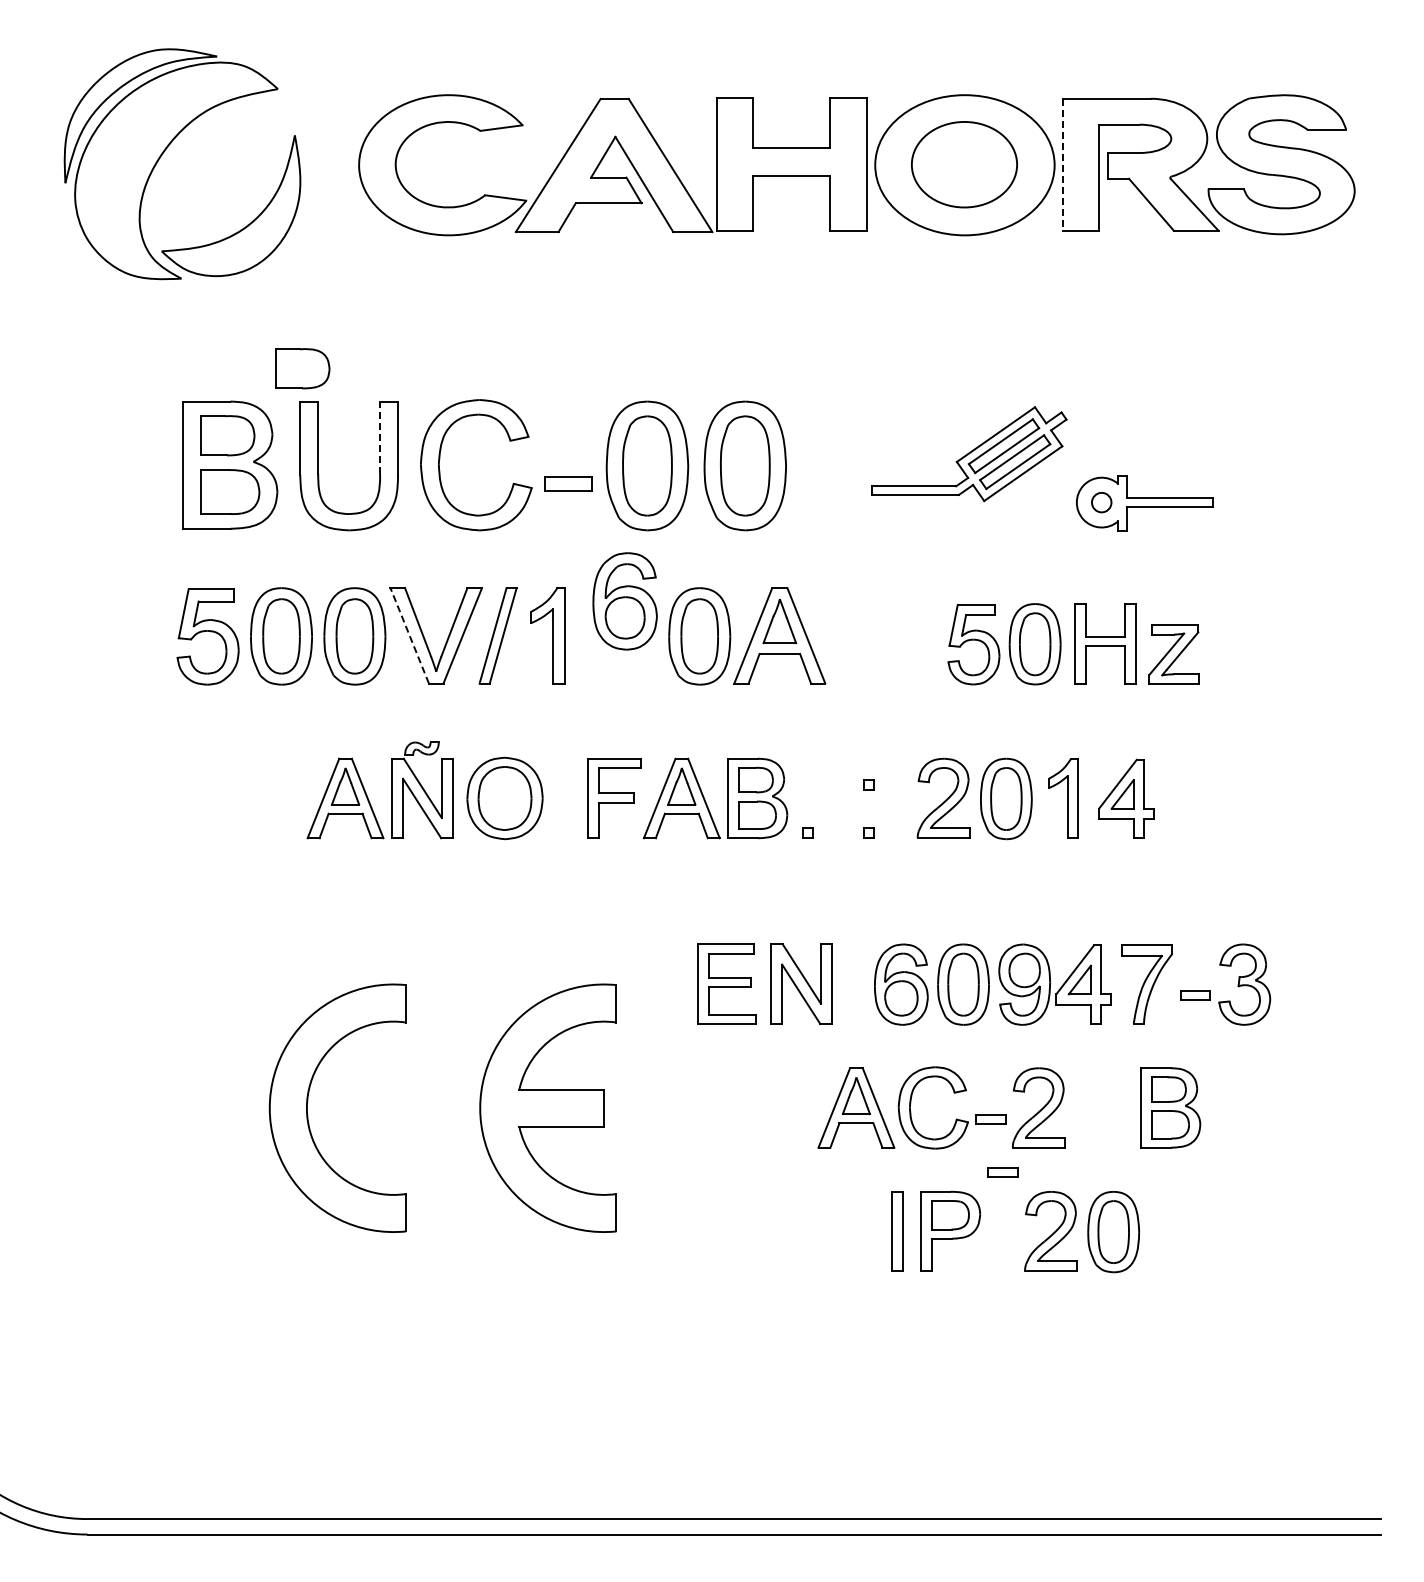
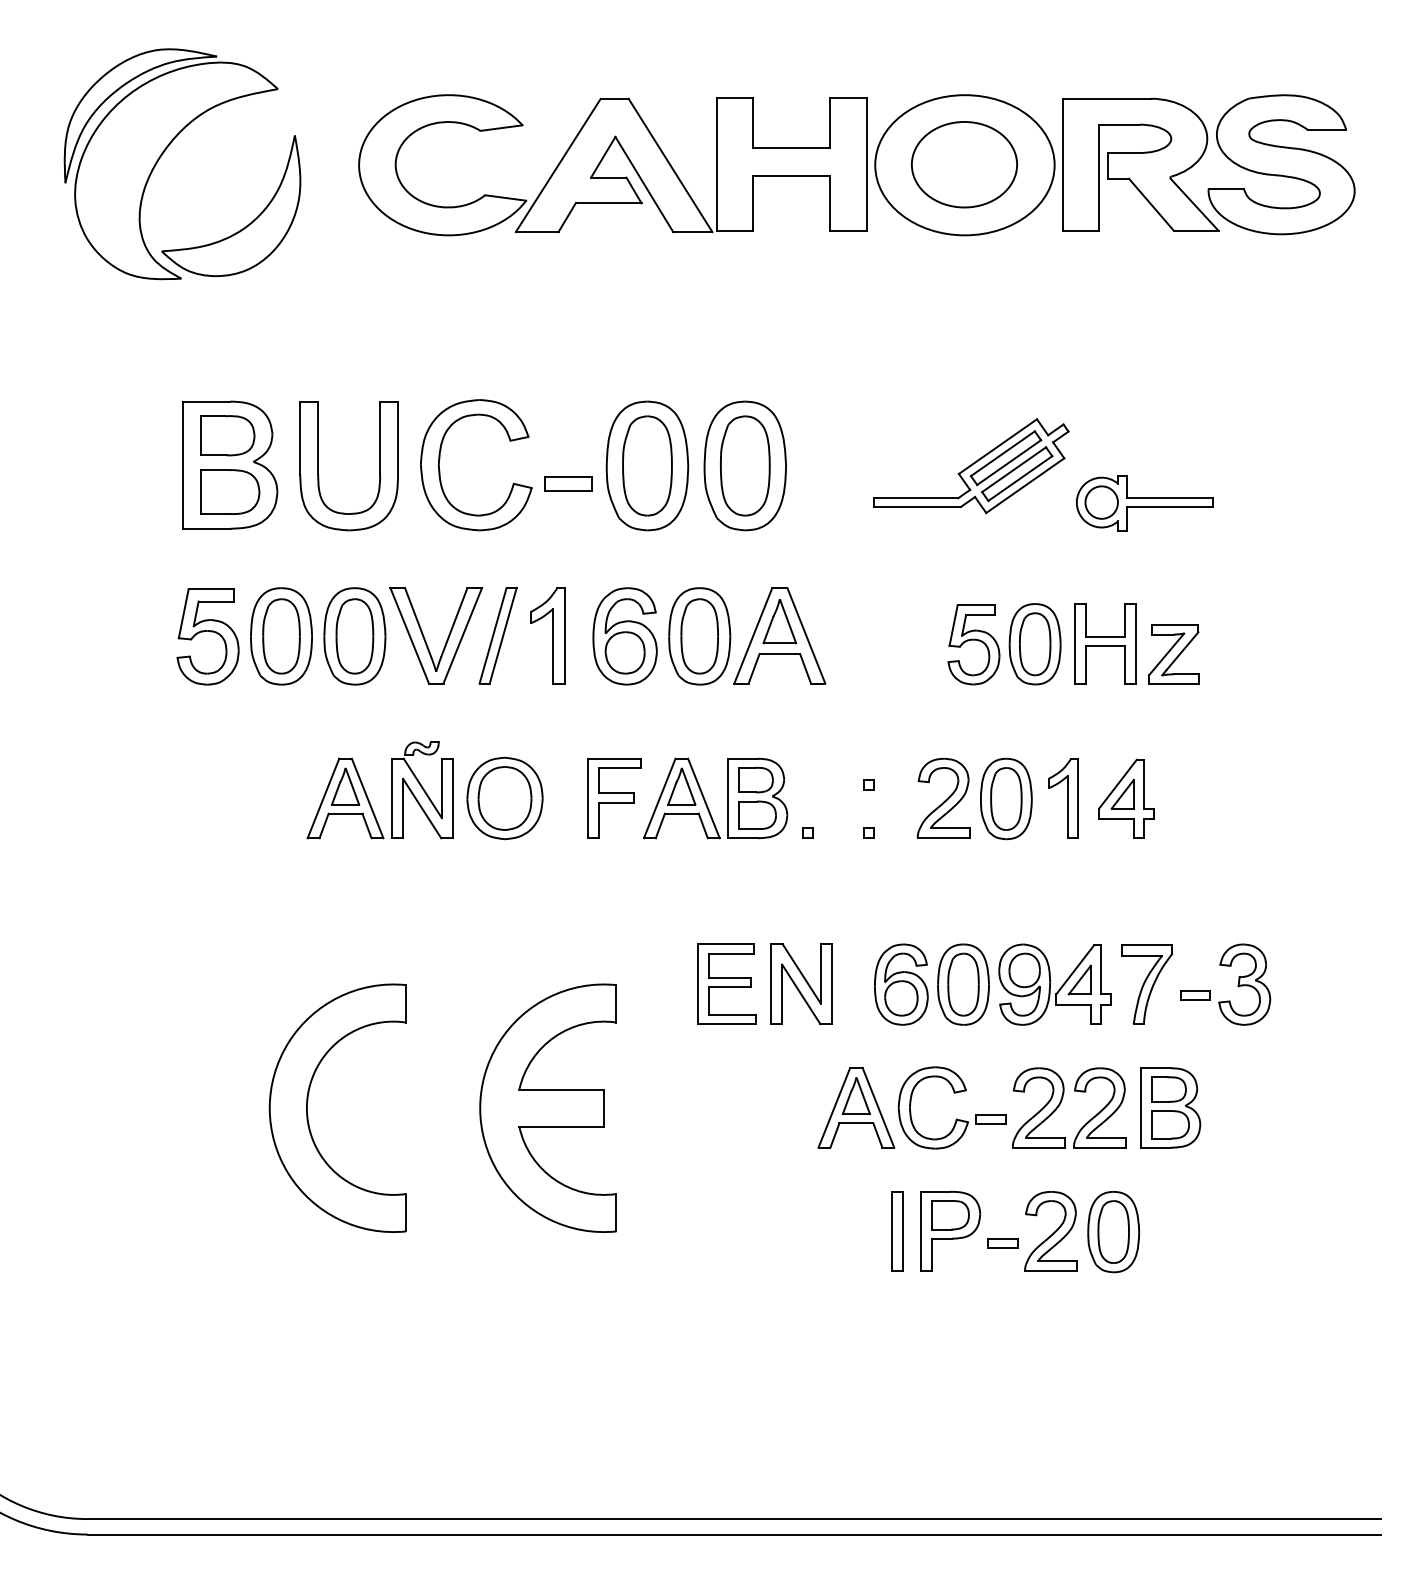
line: dashed -> solid (1062, 164)
part: present -> none (302, 368)
line: dashed -> solid (380, 437)
part position: (969, 454) -> (971, 466) (971, 466)
circle diameter: 19 px -> 32 px (1101, 502)
part position: (624, 601) -> (624, 636) (624, 636)
line: dashed -> solid (409, 635)
part: none -> present (1099, 1107)
part position: (1002, 1172) -> (1002, 1243) (1002, 1243)
